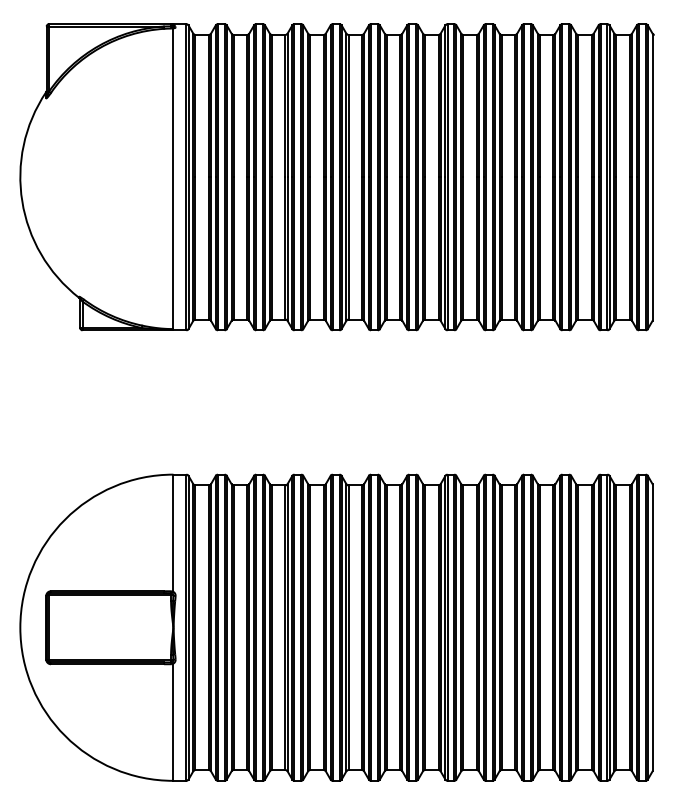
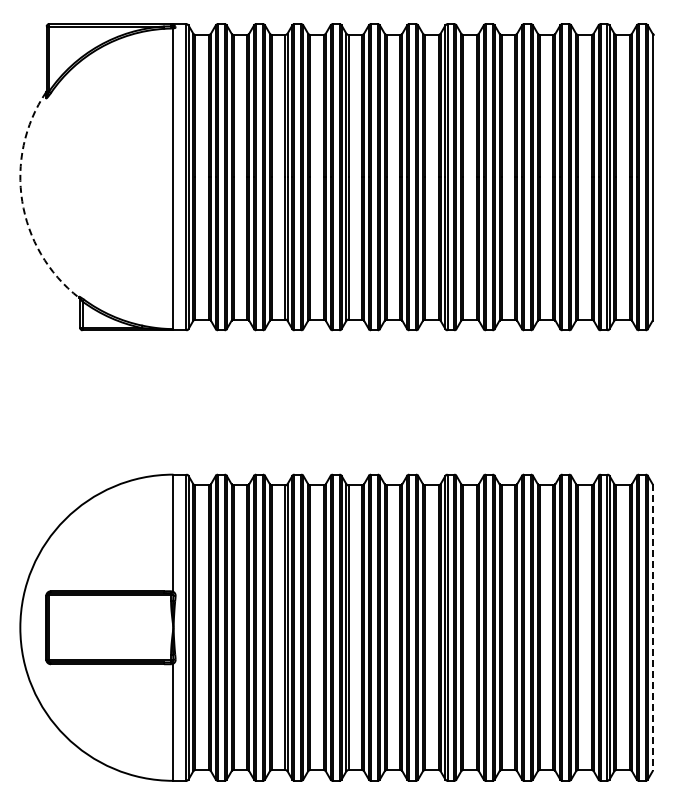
arc: solid -> dashed (22, 201)
line: solid -> dashed (652, 627)
